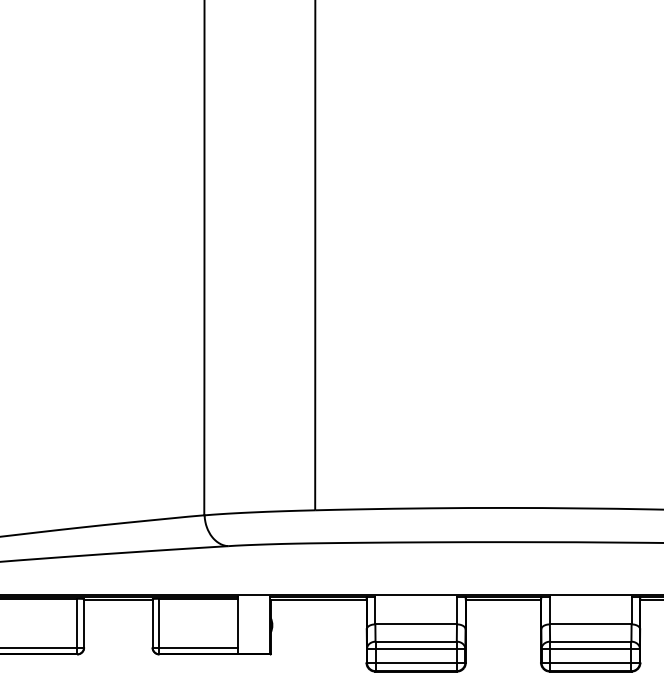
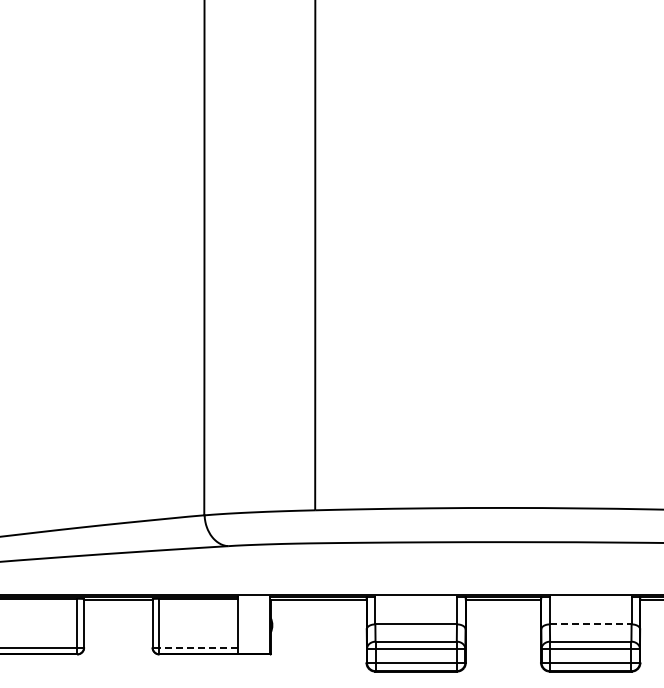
line: solid -> dashed (590, 624)
line: solid -> dashed (195, 647)
